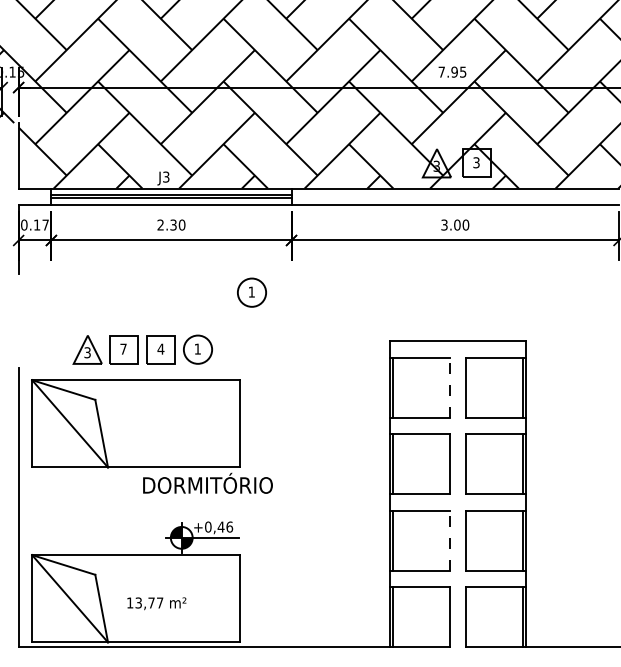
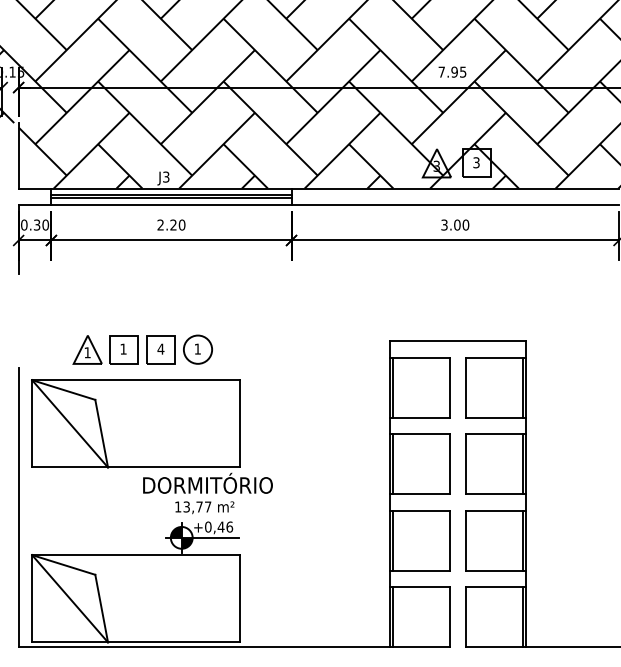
text: 0.17 -> 0.30 (41, 224)
text: 2.30 -> 2.20 (173, 225)
part: present -> none (251, 292)
text: 7 -> 1 (123, 348)
text: 3 -> 1 (87, 352)
line: dashed -> solid (449, 387)
line: dashed -> solid (449, 540)
text position: (156, 603) -> (204, 507) (204, 507)
